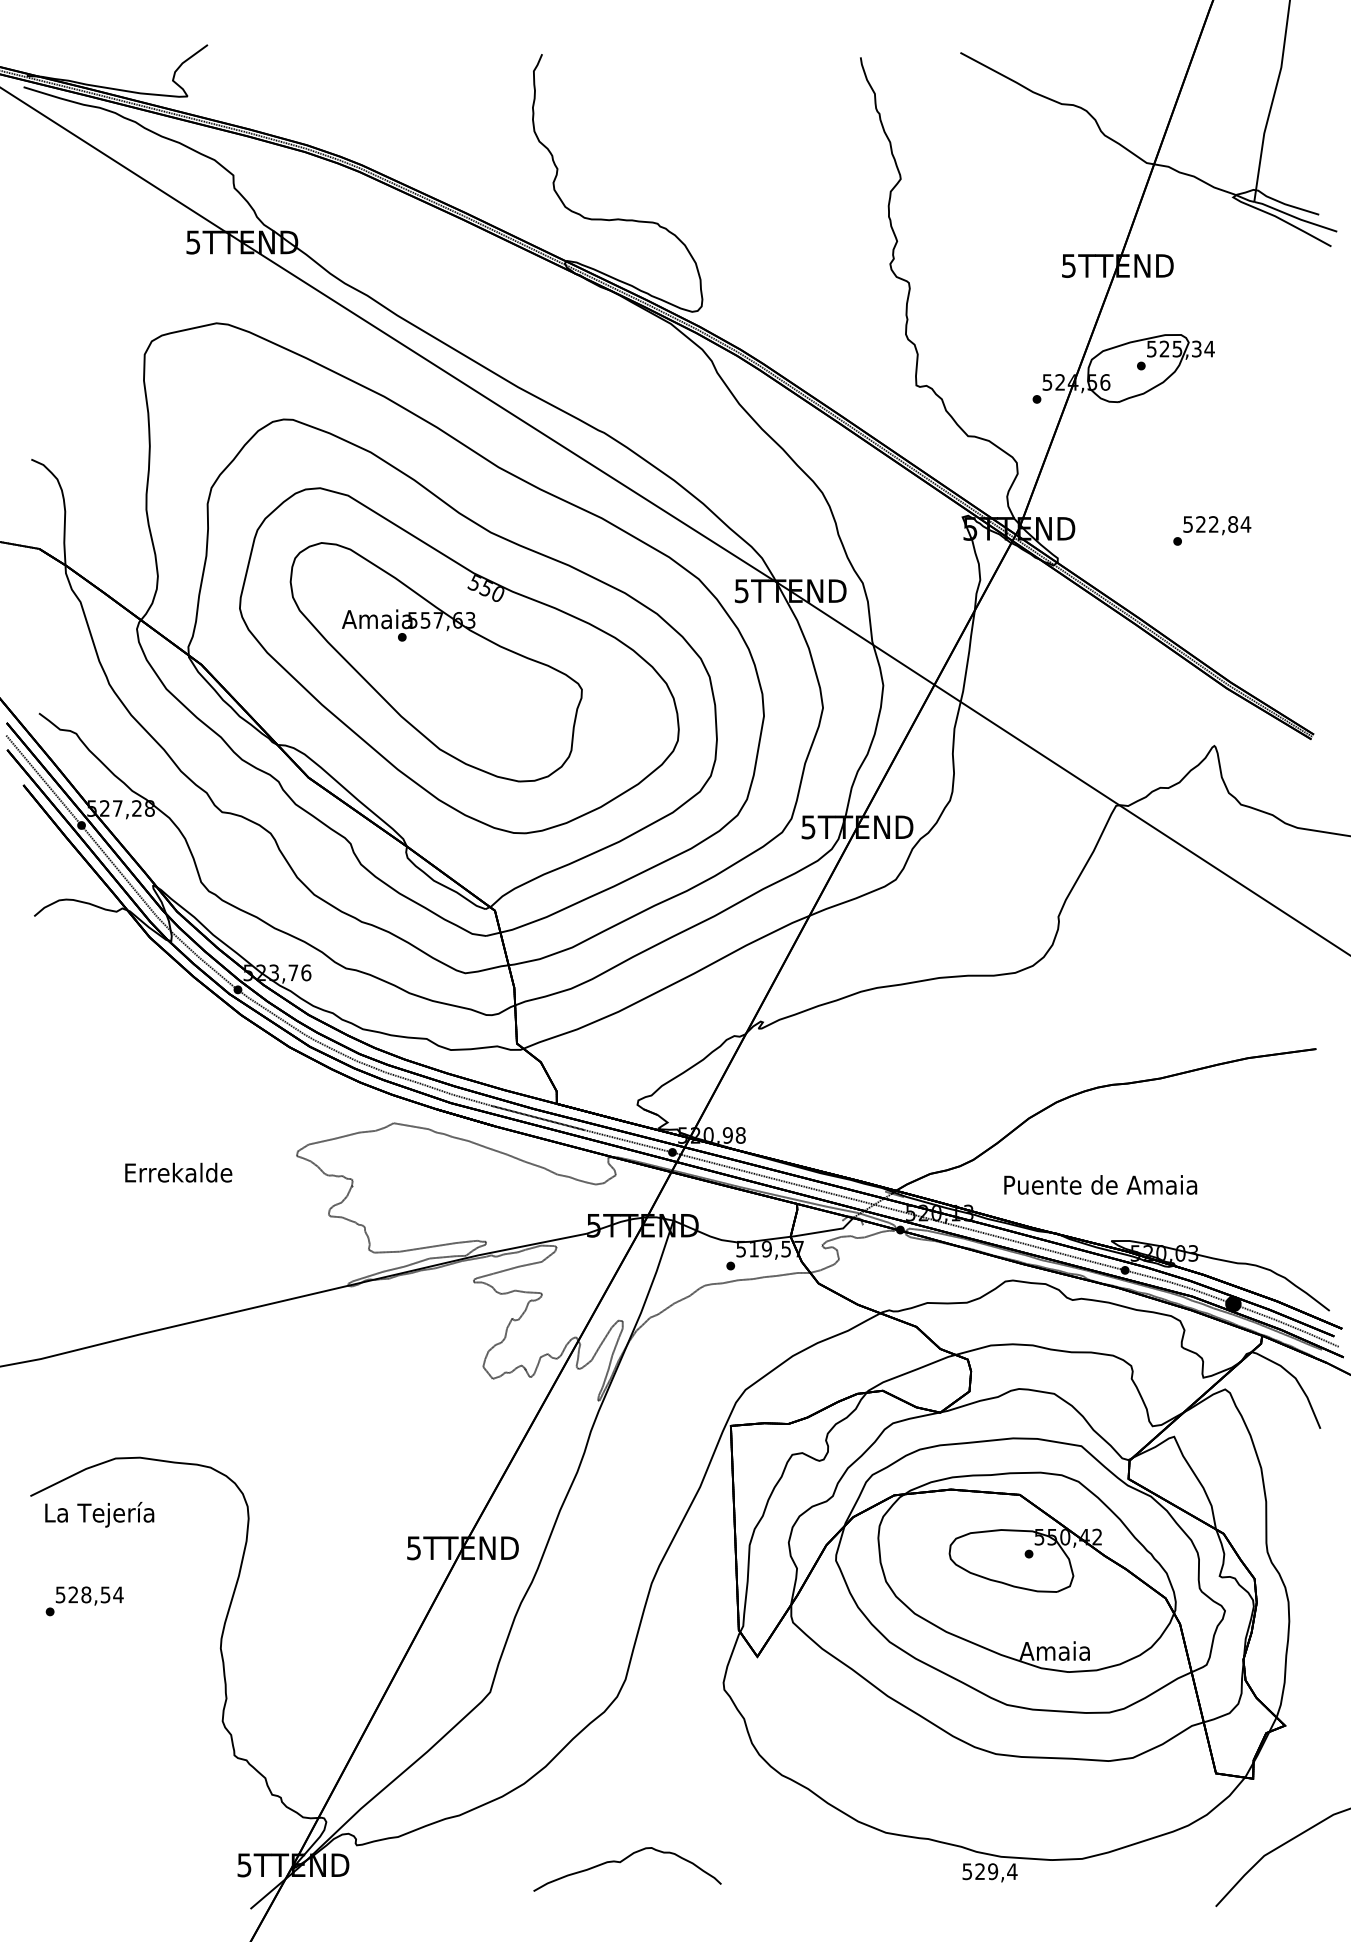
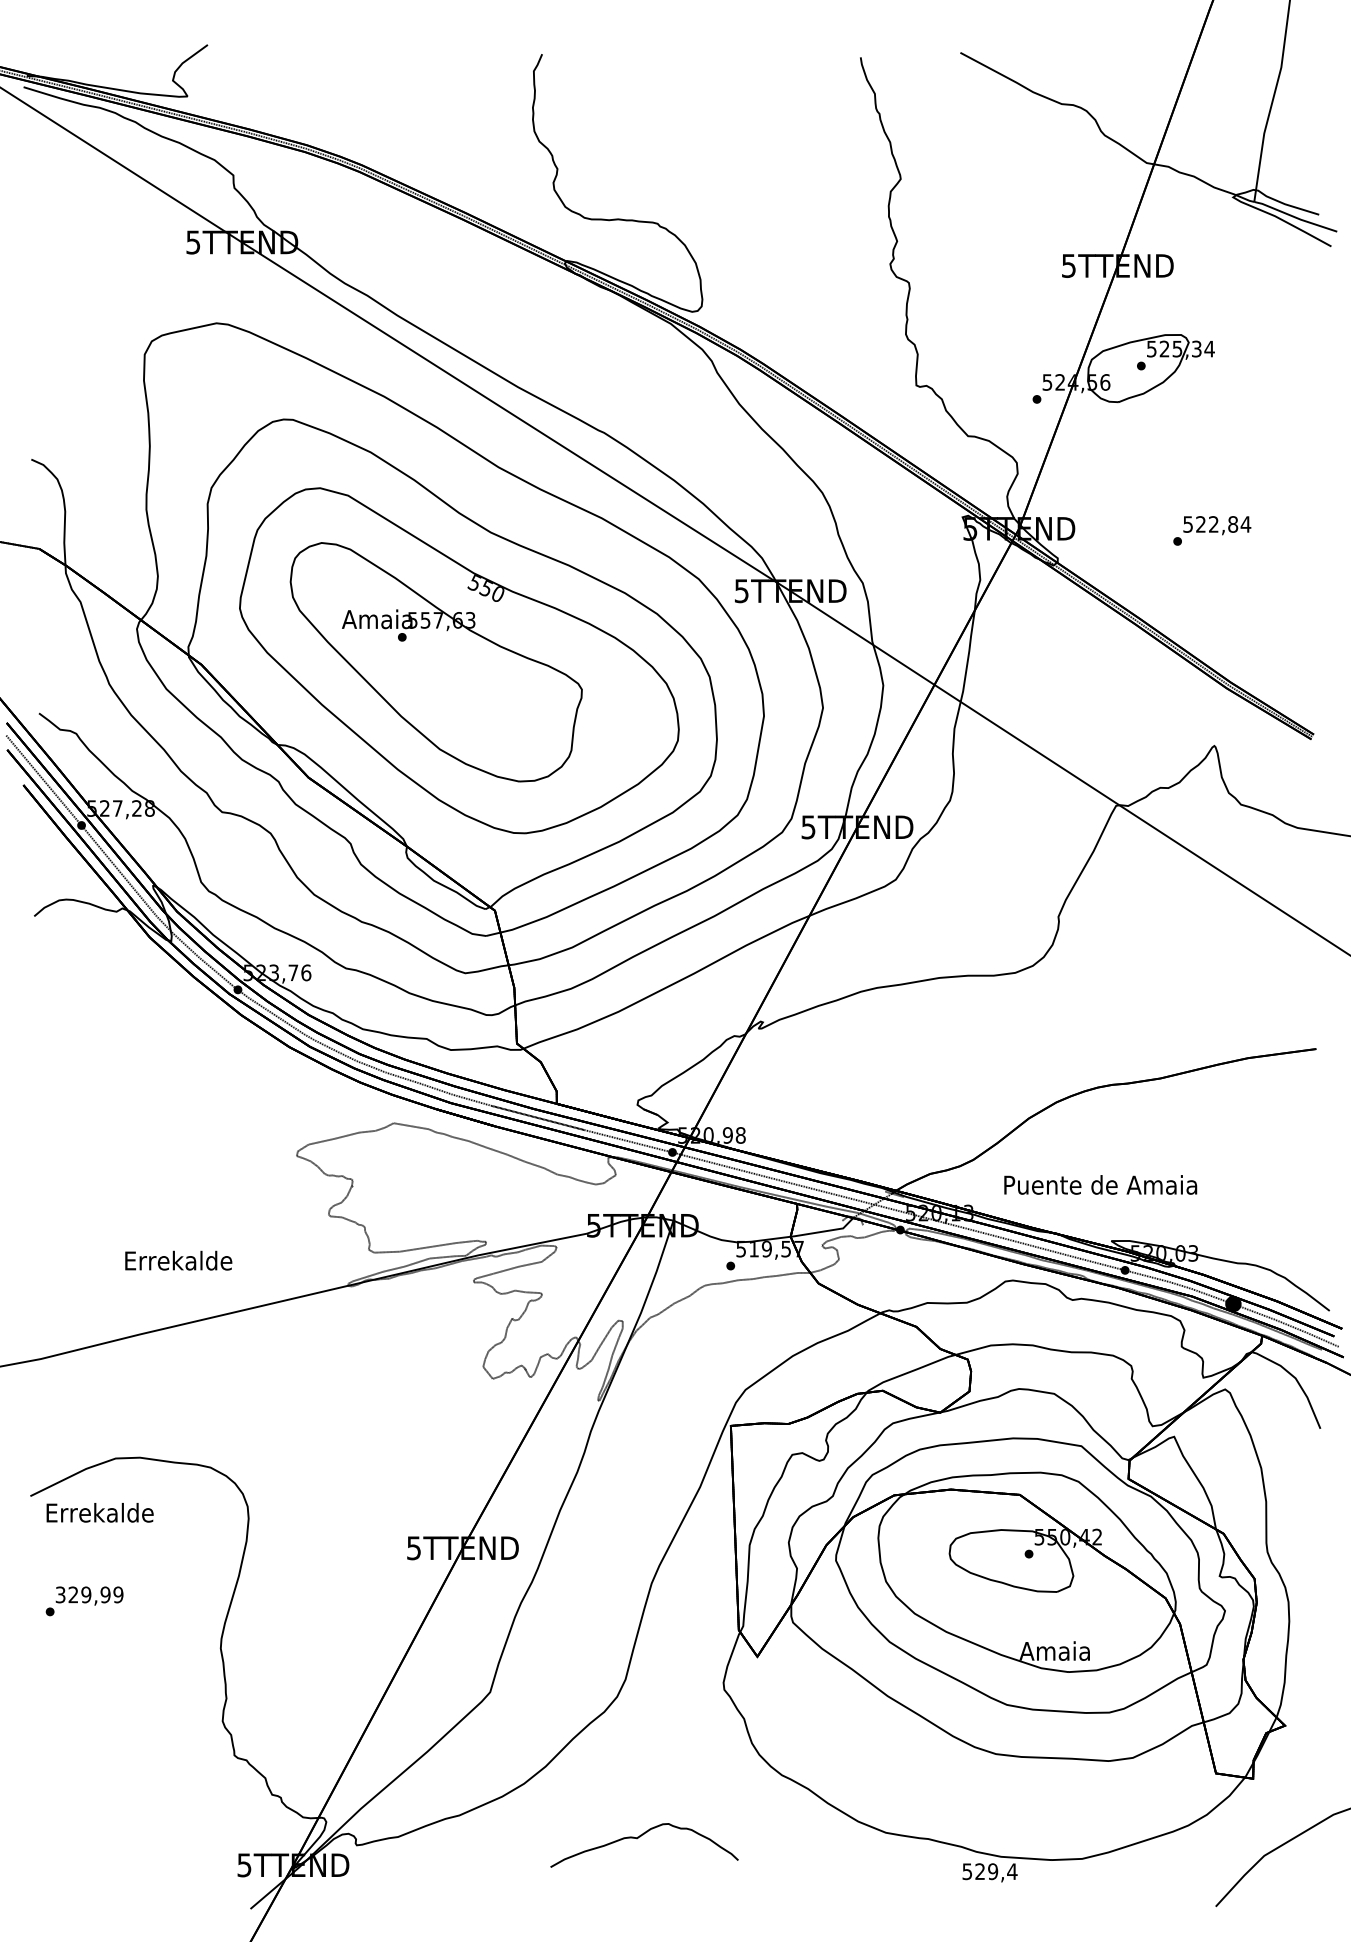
text position: (178, 1172) -> (178, 1260) (178, 1260)
text: La Tejería -> Errekalde (99, 1514)
text: 528,54 -> 329,99 (89, 1594)
curve position: (623, 1861) -> (640, 1837) (640, 1837)
